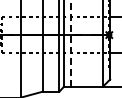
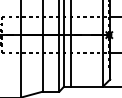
line: dashed -> solid (71, 43)
